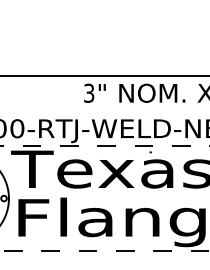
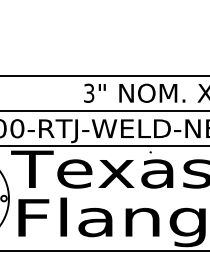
line: none -> present (104, 111)
line: dashed -> solid (105, 146)
line: dashed -> solid (105, 251)
